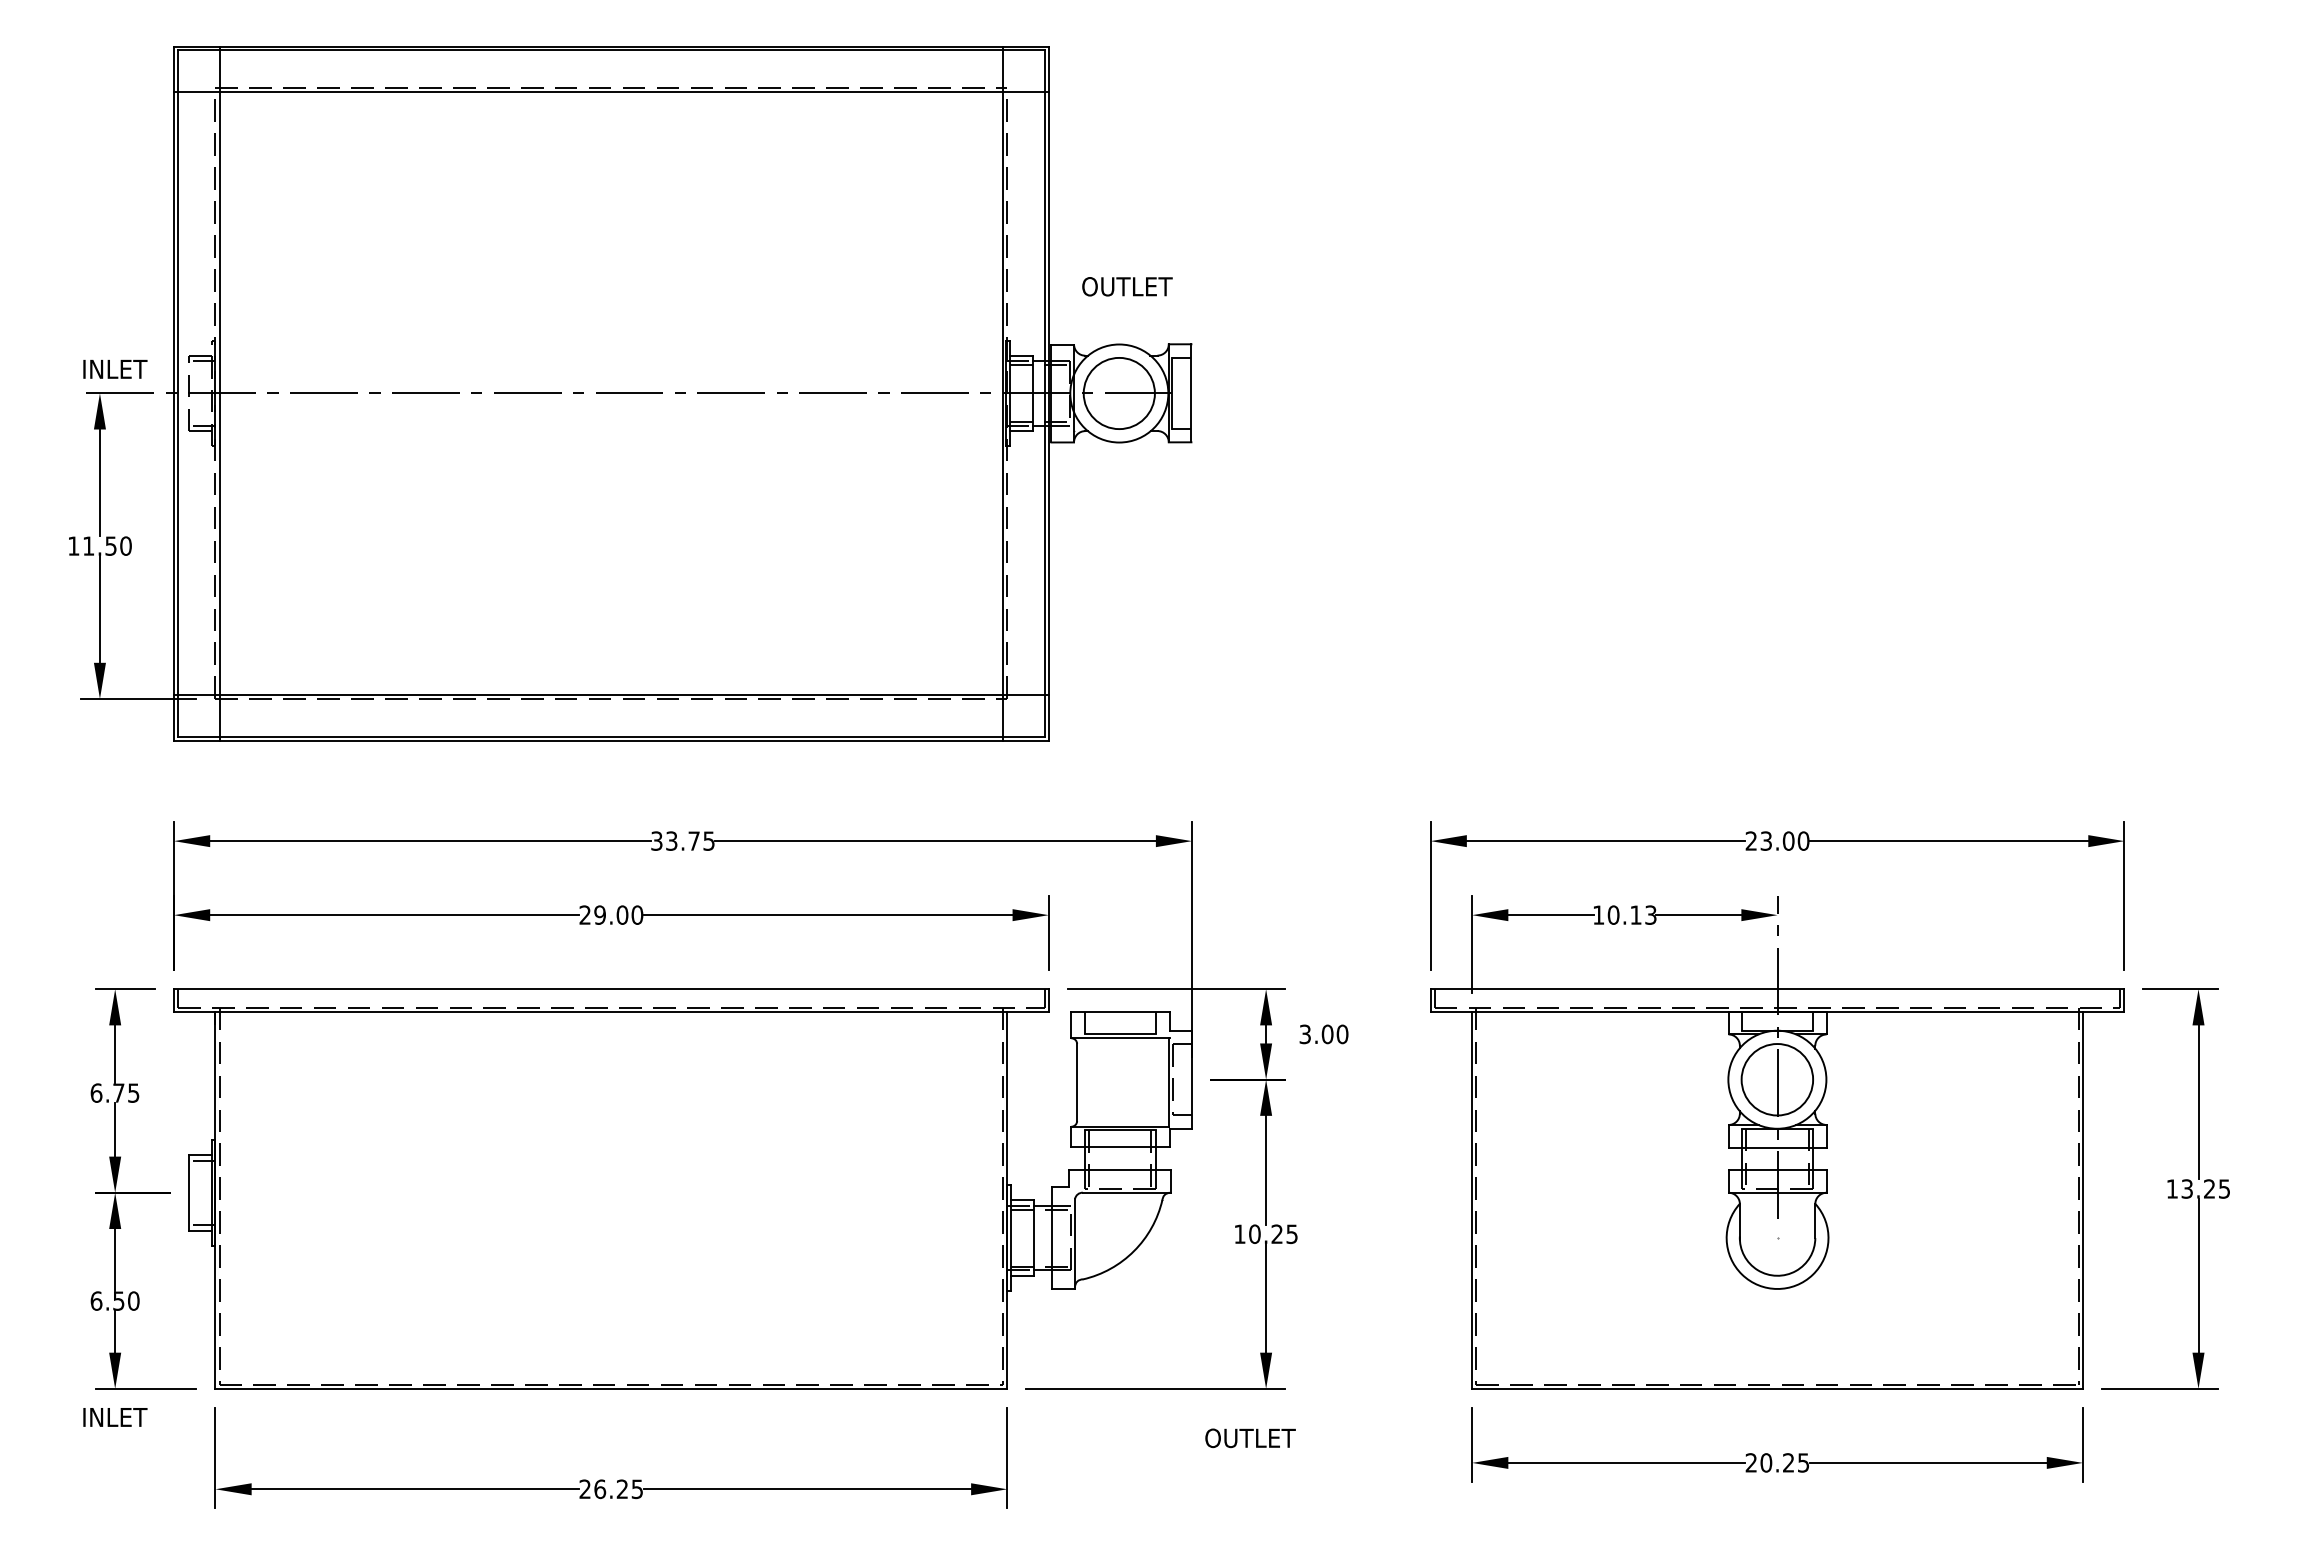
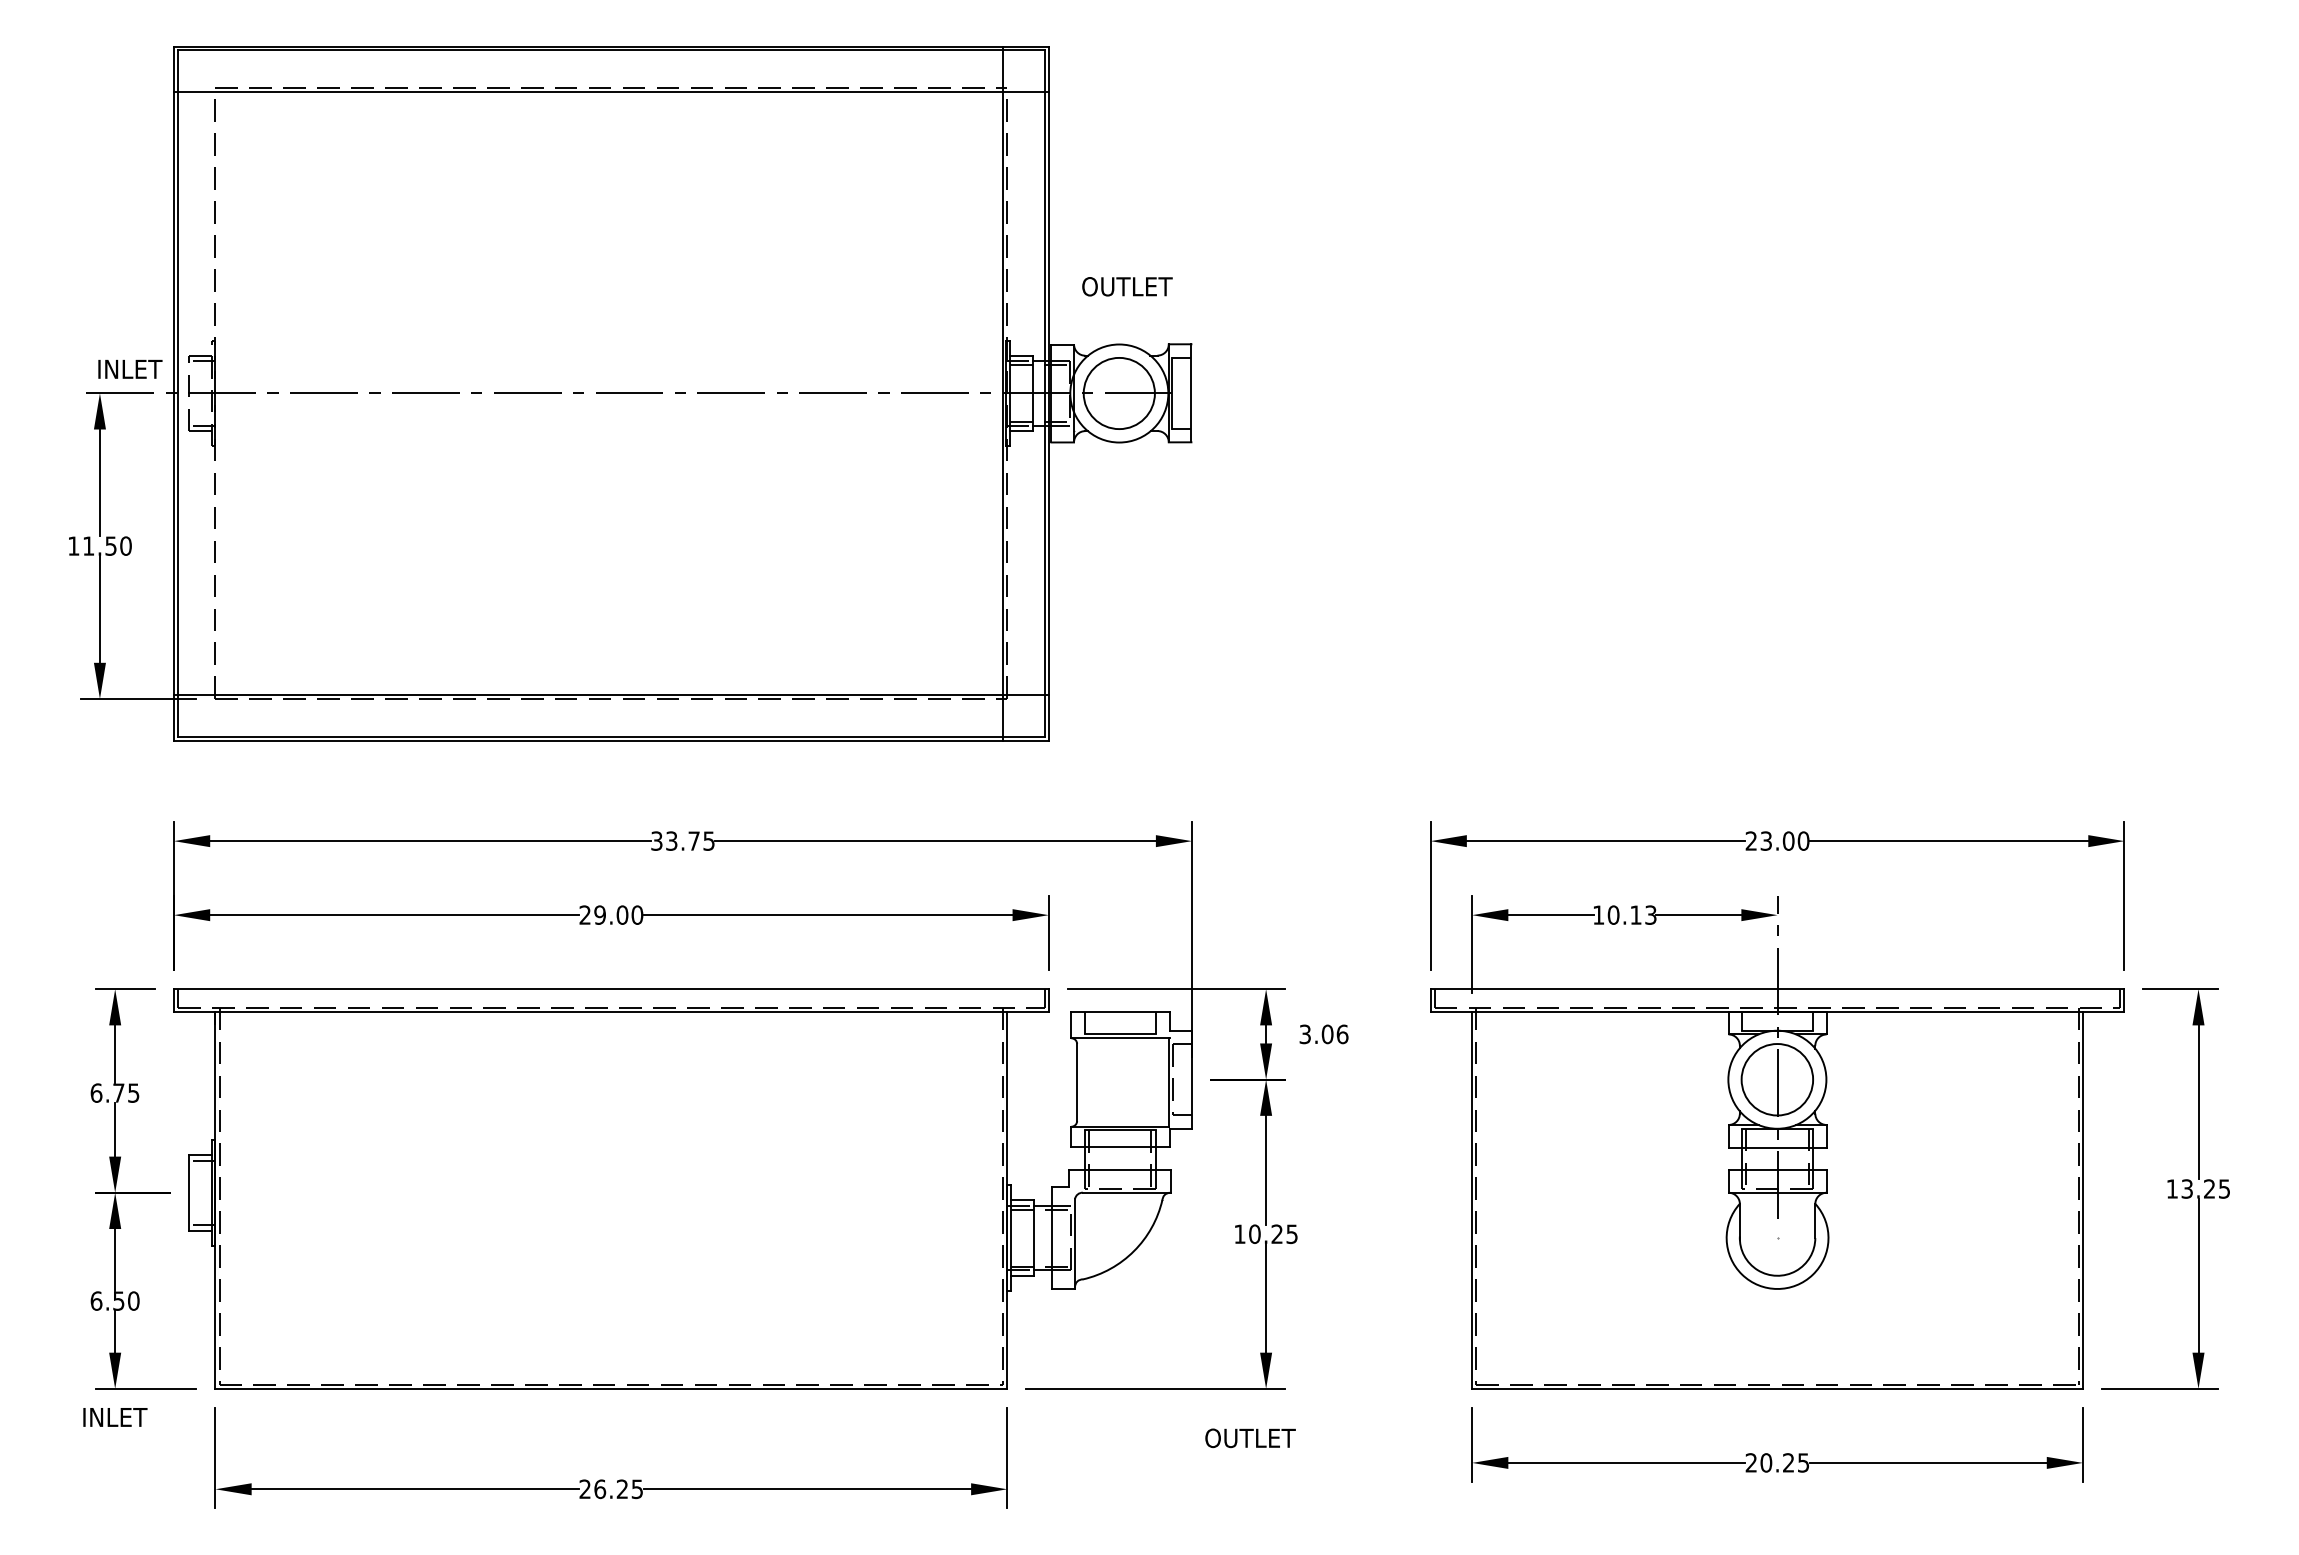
text position: (115, 368) -> (130, 368) (130, 368)
line: present -> none (219, 393)
text: 3.00 -> 3.06 (1342, 1033)
